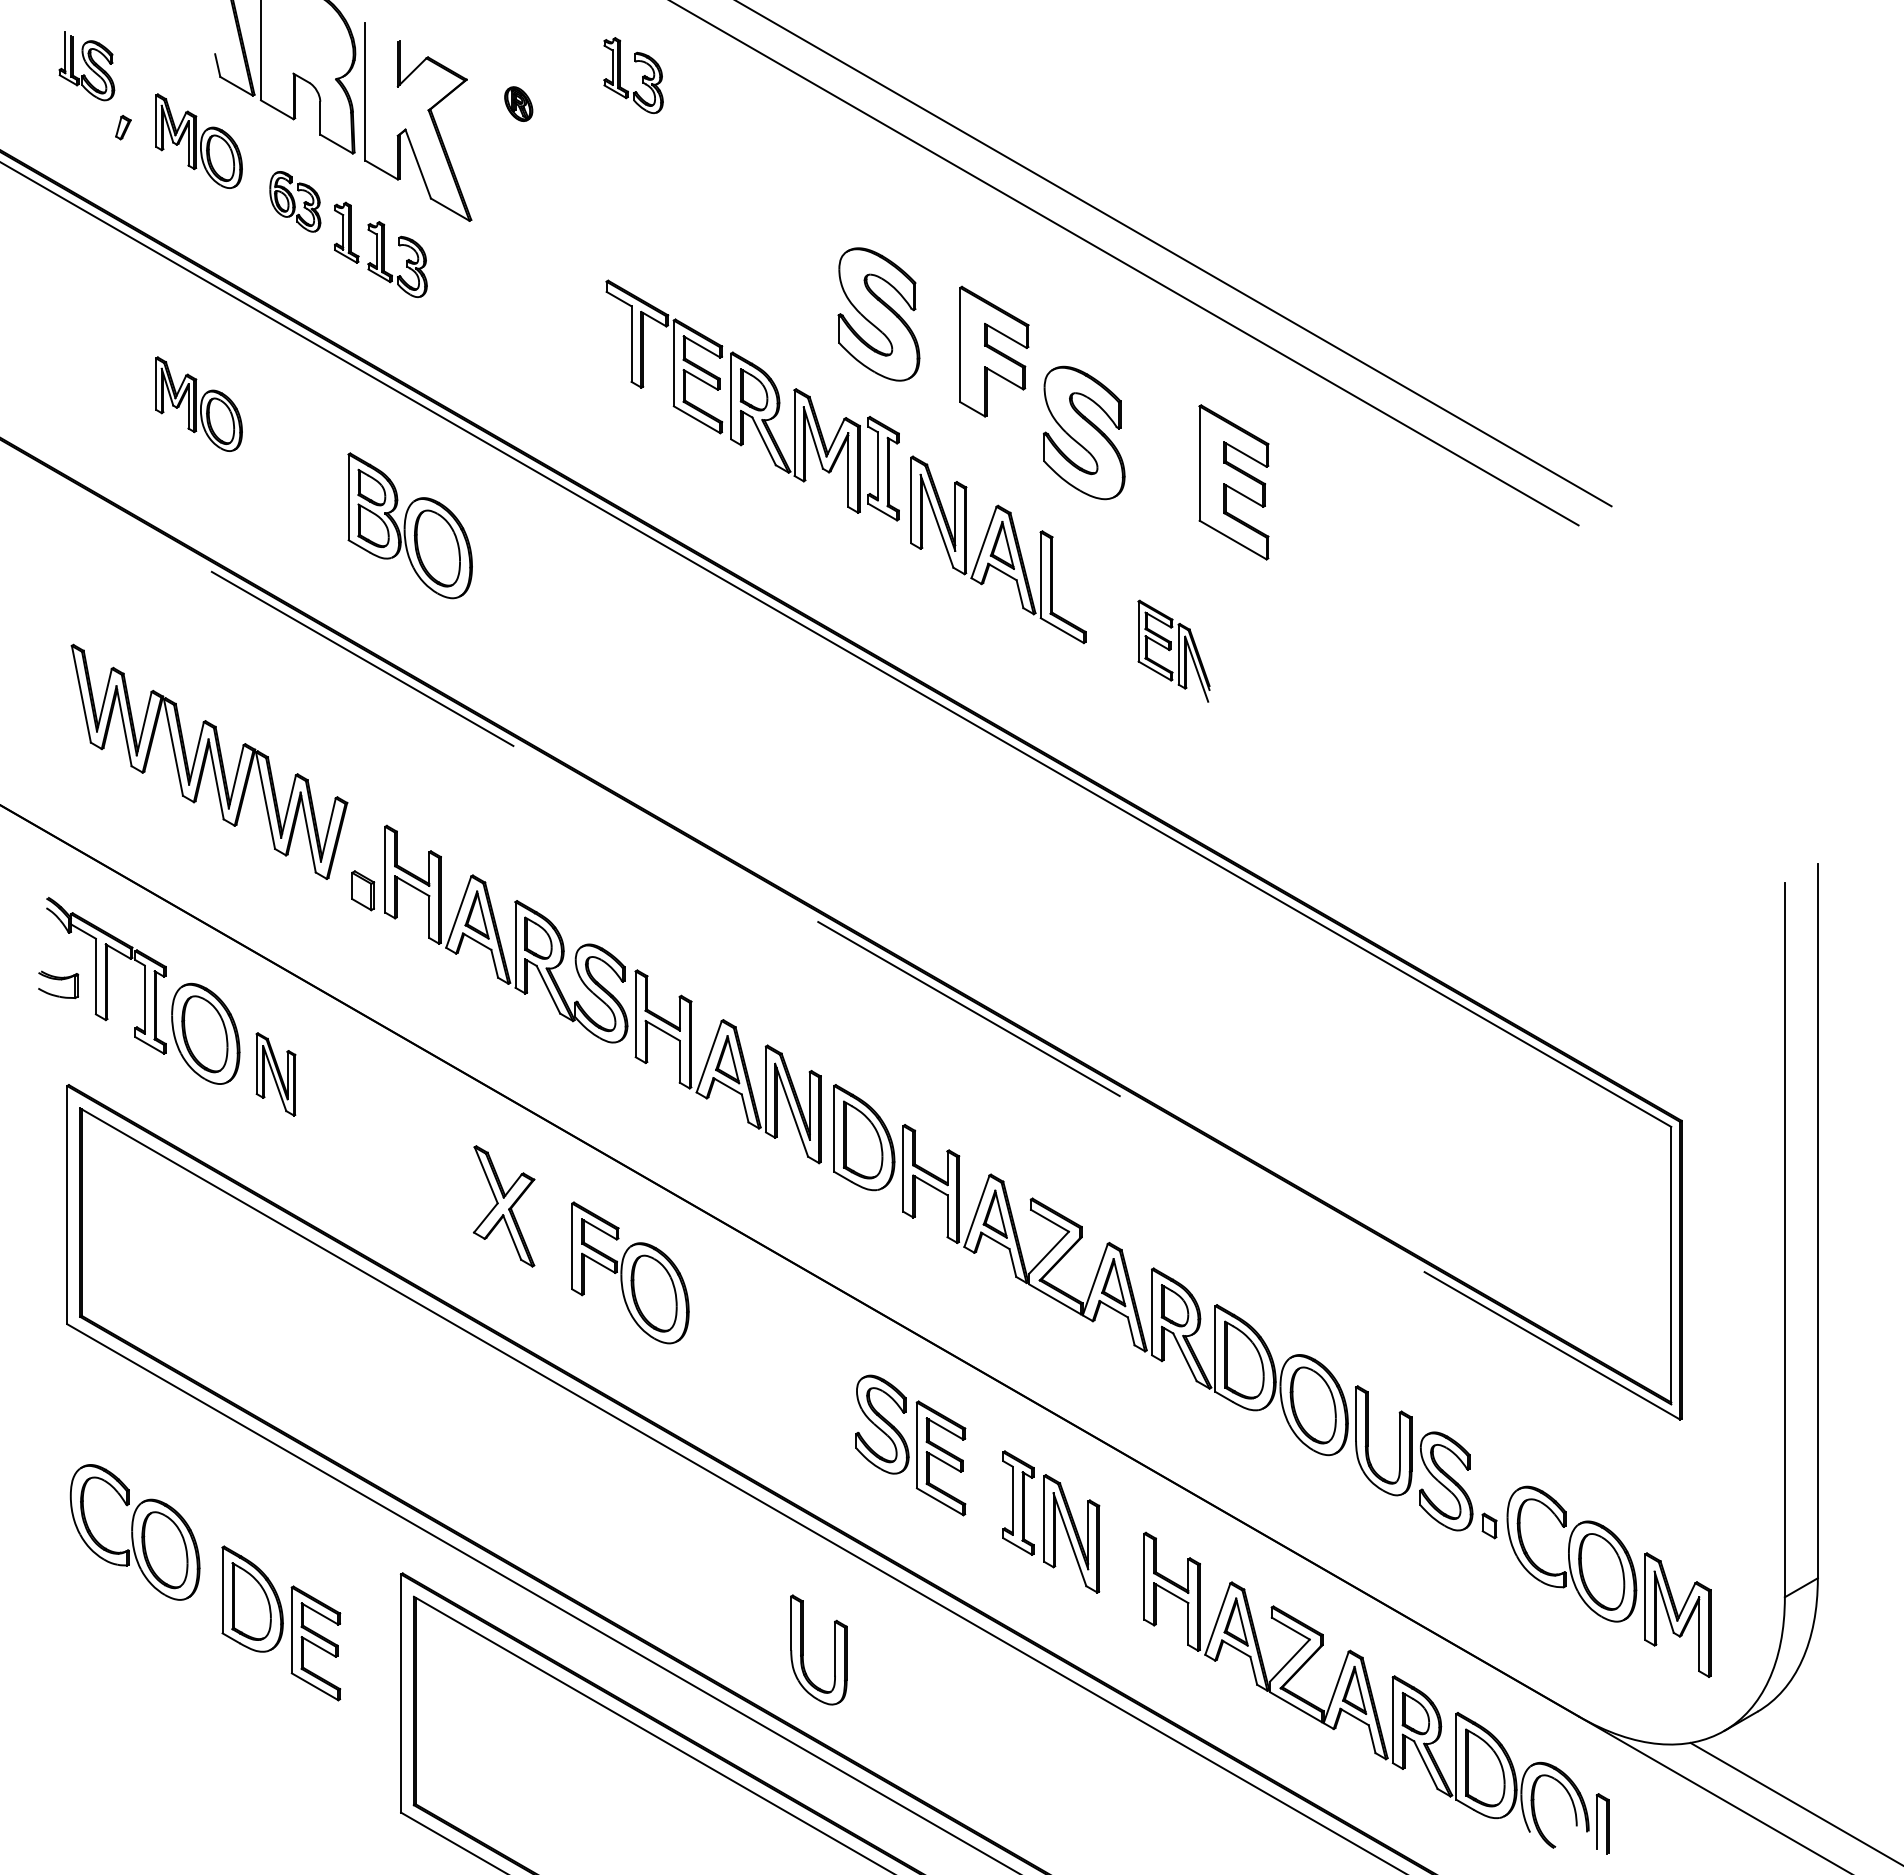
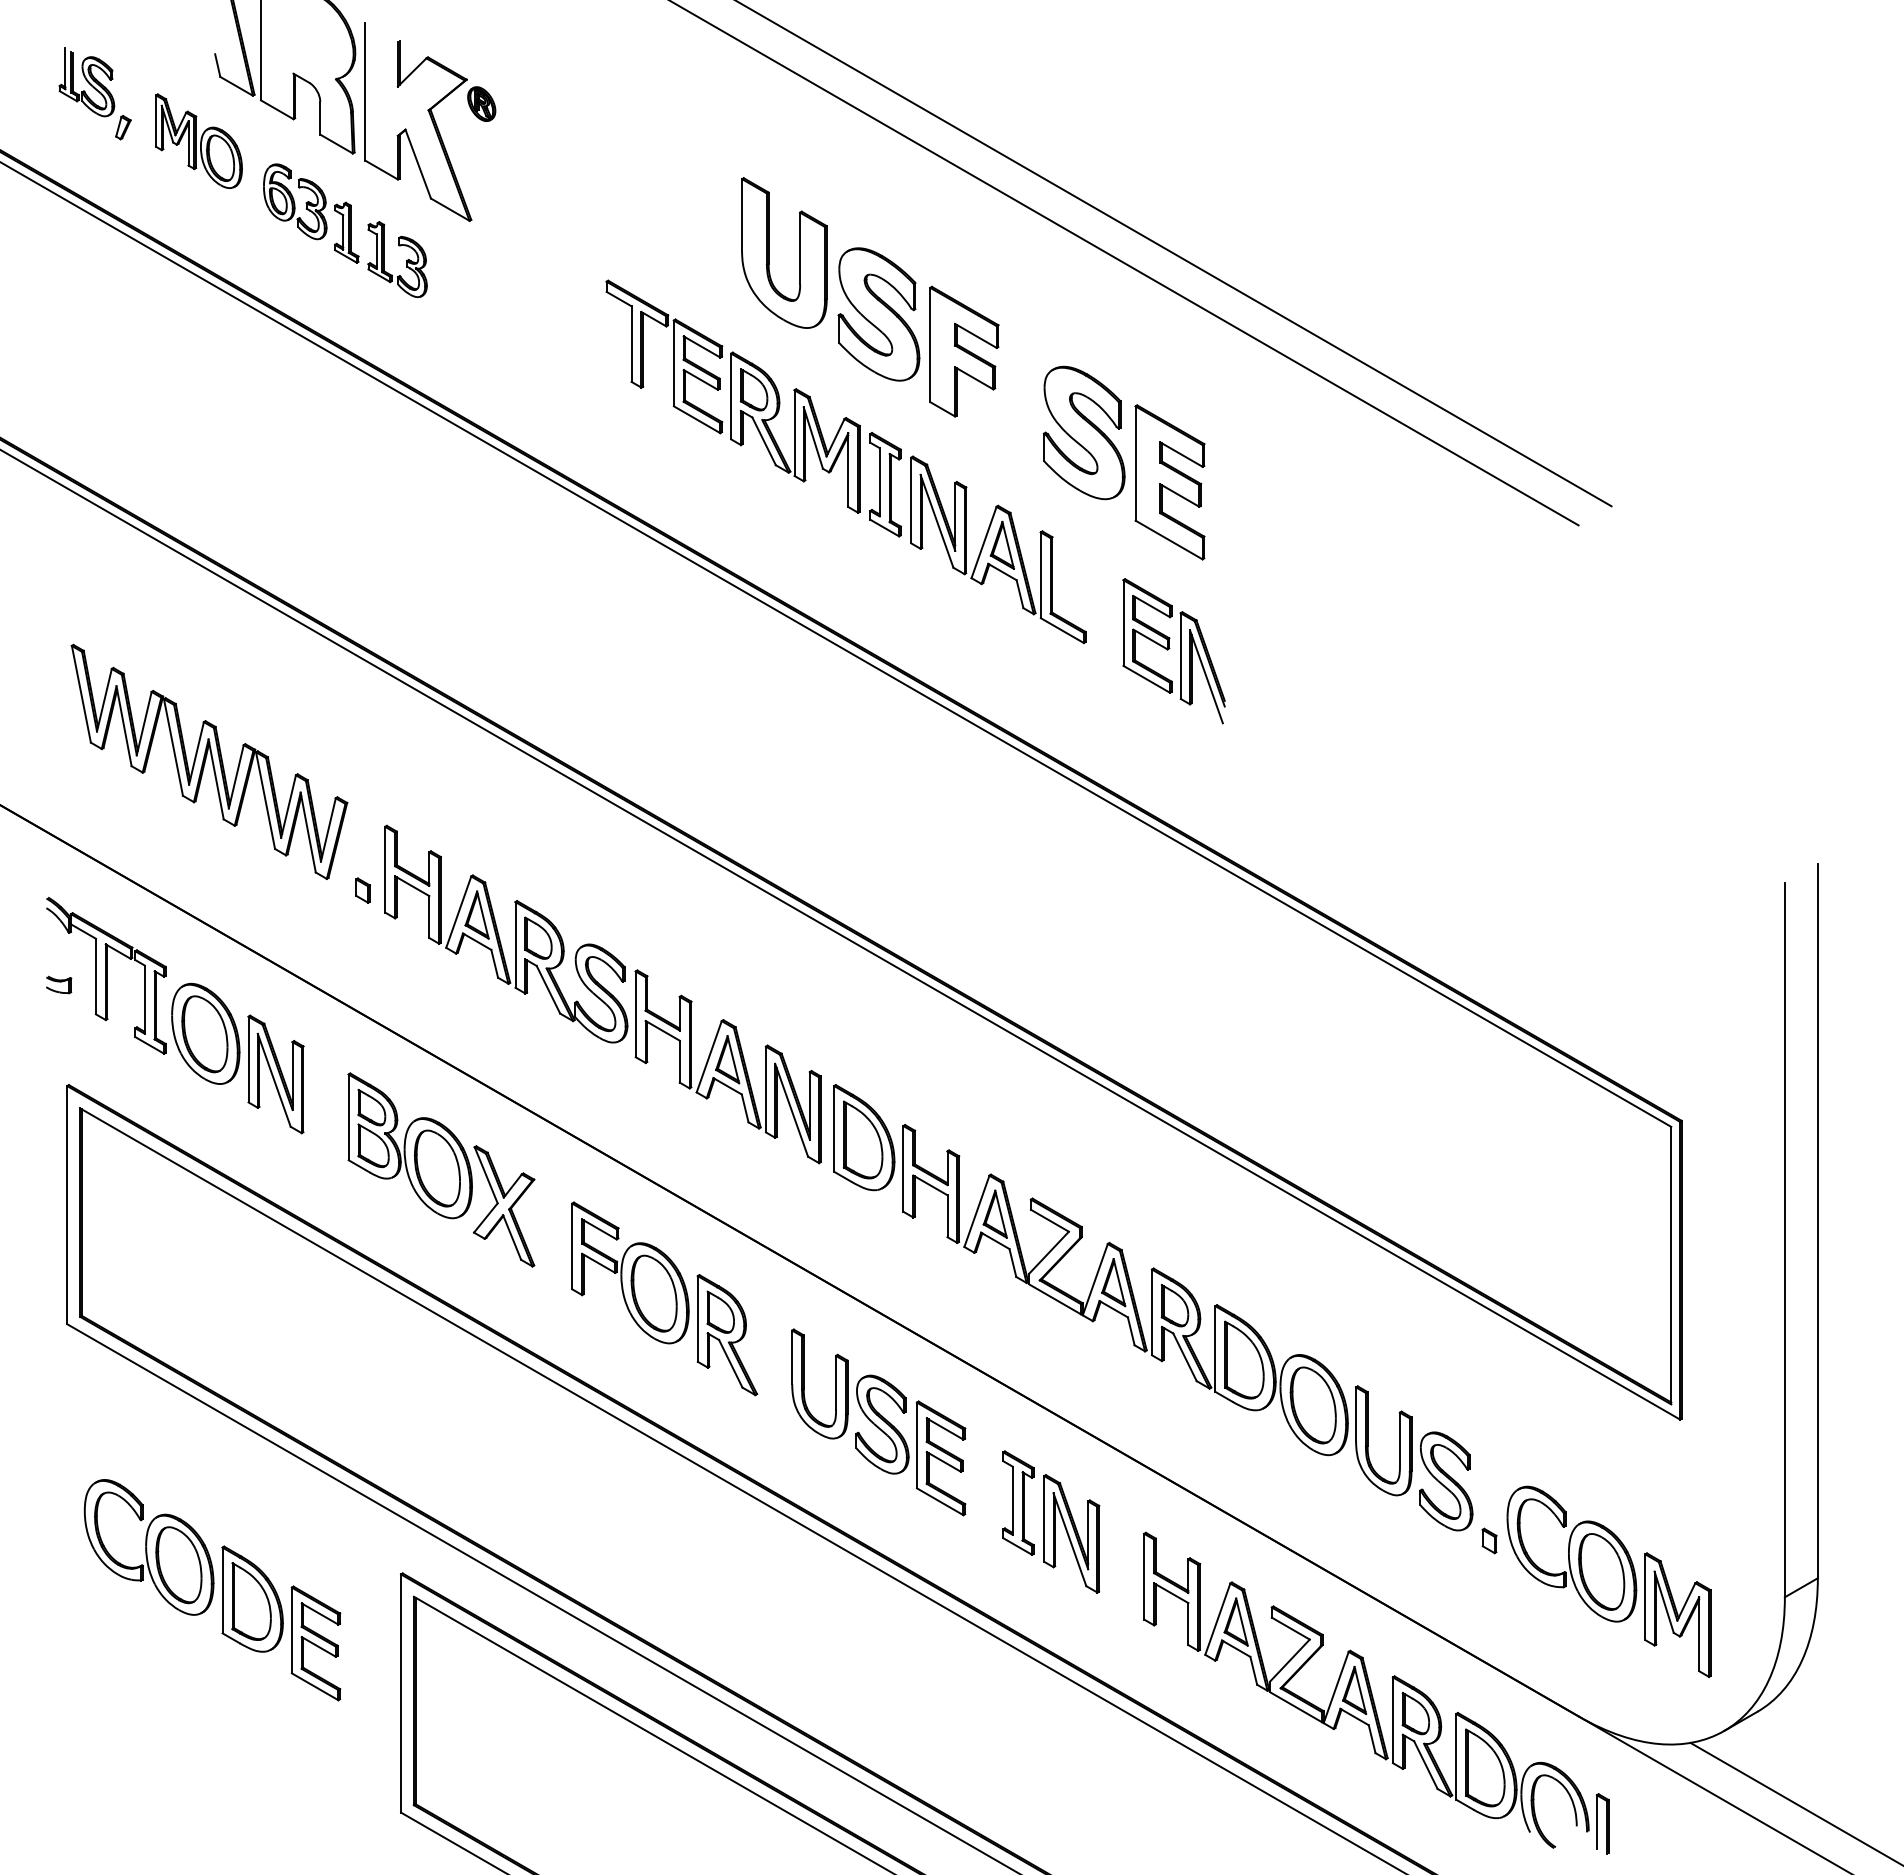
part position: (86, 66) -> (86, 82) (86, 82)
part: present -> none (642, 76)
part position: (518, 103) -> (481, 103) (481, 103)
part size: 53x62 px -> 65x78 px (295, 201)
part: none -> present (769, 252)
part position: (994, 351) -> (964, 351) (964, 351)
part: present -> none (198, 403)
part position: (883, 468) -> (885, 484) (885, 484)
part position: (1233, 482) -> (1169, 482) (1169, 482)
part position: (409, 525) -> (409, 1145) (409, 1145)
part size: 74x104 px -> 104x147 px (1173, 651)
part size: 25x42 px -> 16x27 px (362, 890)
line: dashed -> solid (840, 934)
part size: 42x30 px -> 27x20 px (59, 984)
part size: 42x85 px -> 58x121 px (275, 1074)
part: none -> present (727, 1335)
part position: (1489, 1525) -> (1489, 1540) (1489, 1540)
part position: (134, 1532) -> (148, 1547) (148, 1547)
part position: (803, 1649) -> (804, 1383) (804, 1383)
